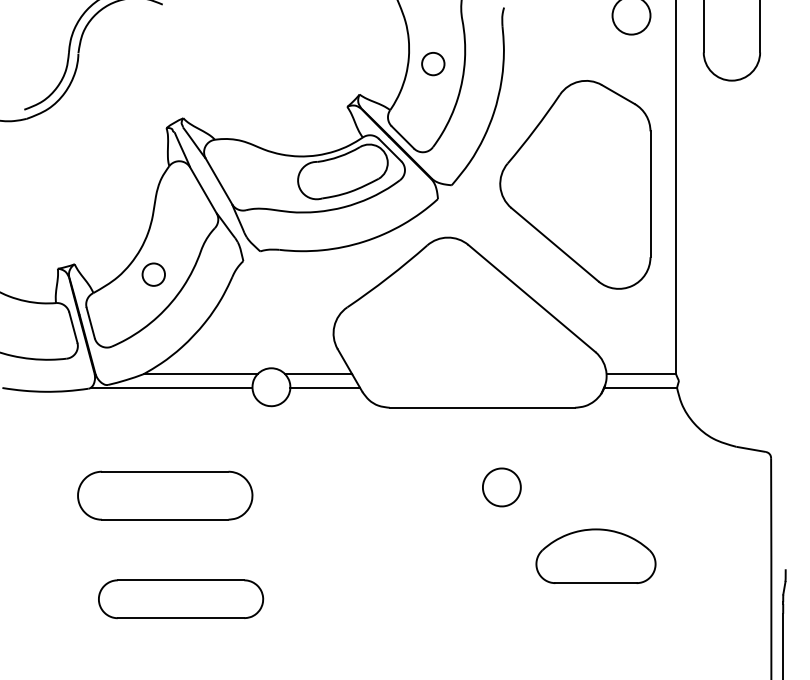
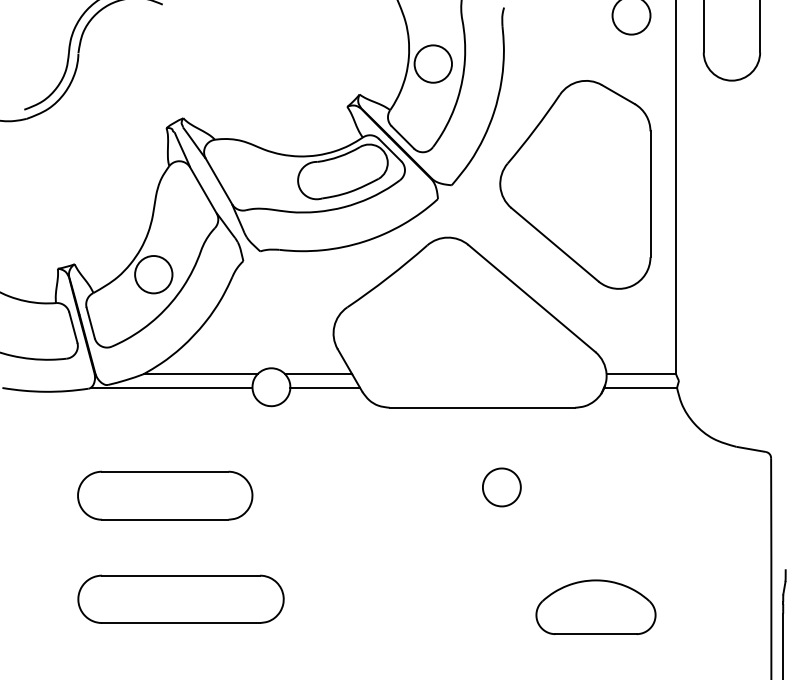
circle diameter: 22 px -> 37 px (432, 63)
circle diameter: 22 px -> 37 px (153, 274)
part position: (595, 555) -> (595, 606) (595, 606)
part size: 167x41 px -> 208x50 px (180, 598)
